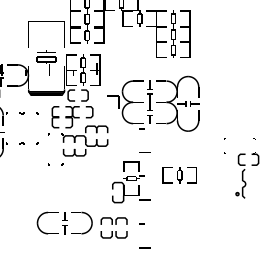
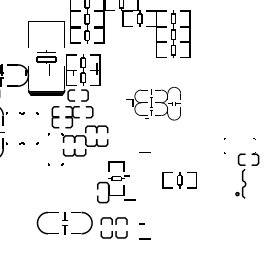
part size: 93x57 px -> 55x34 px (153, 103)
part position: (179, 175) -> (179, 180) (179, 180)
part position: (131, 182) -> (116, 182) (116, 182)
line position: (144, 247) -> (144, 238) (144, 238)
